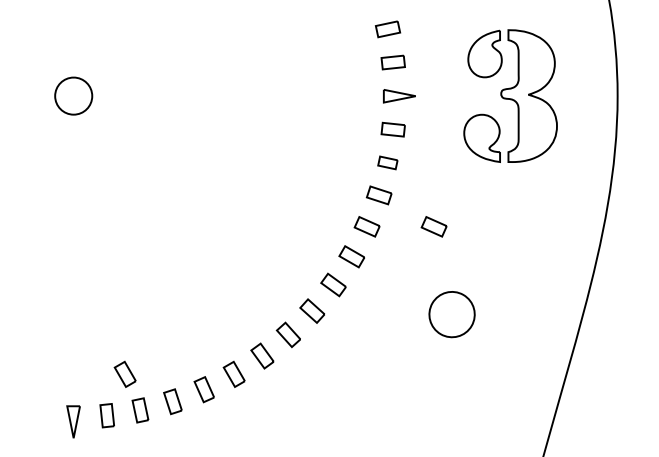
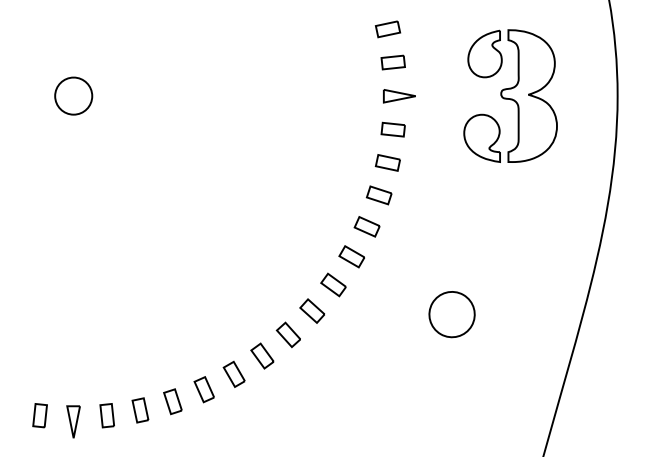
part size: 22x16 px -> 27x18 px (387, 162)
part: present -> none (433, 226)
part: present -> none (124, 373)
part: none -> present (39, 415)
